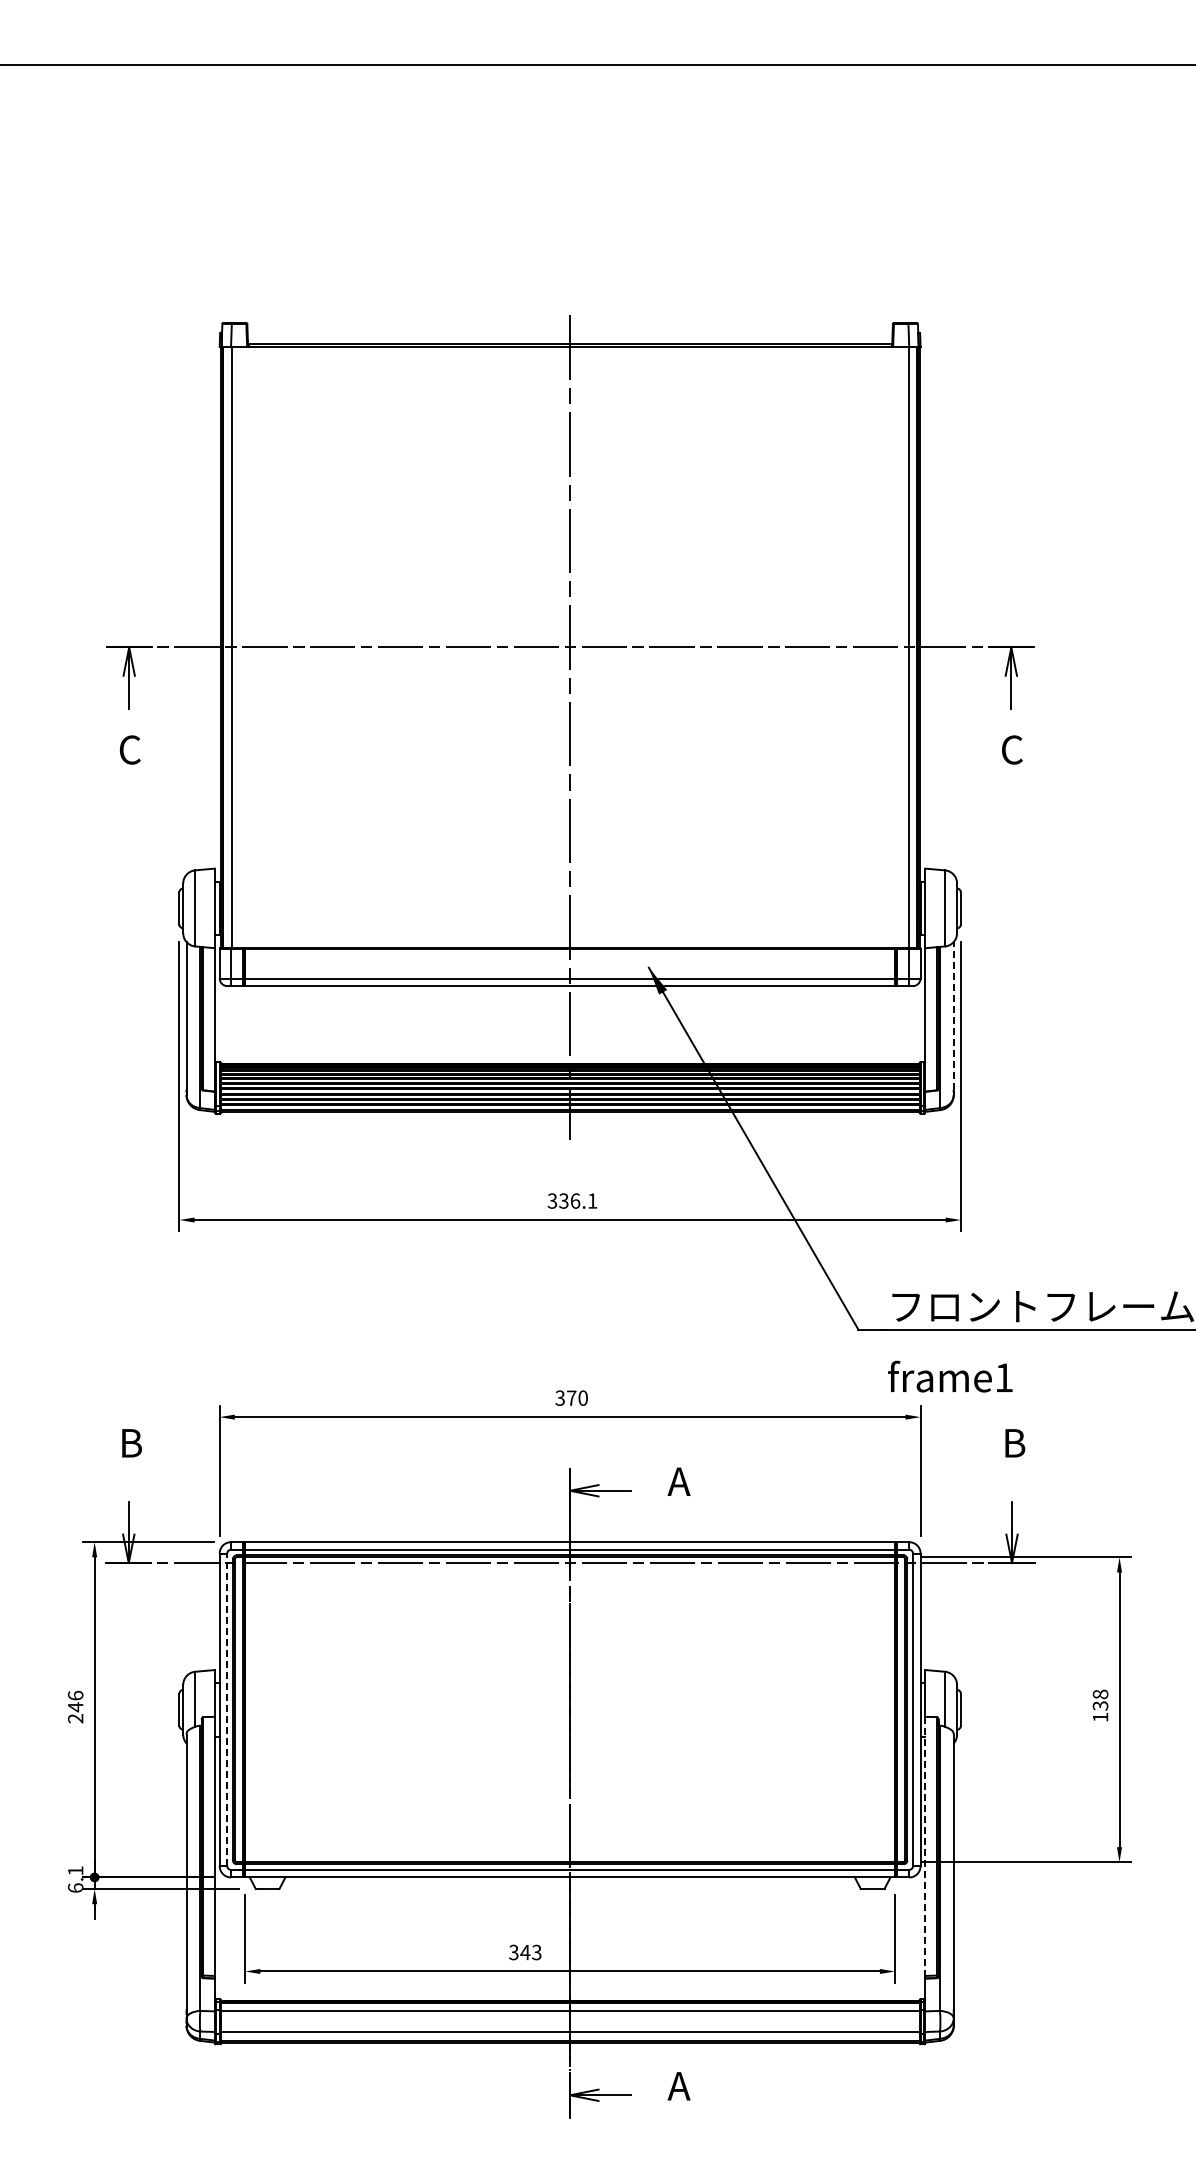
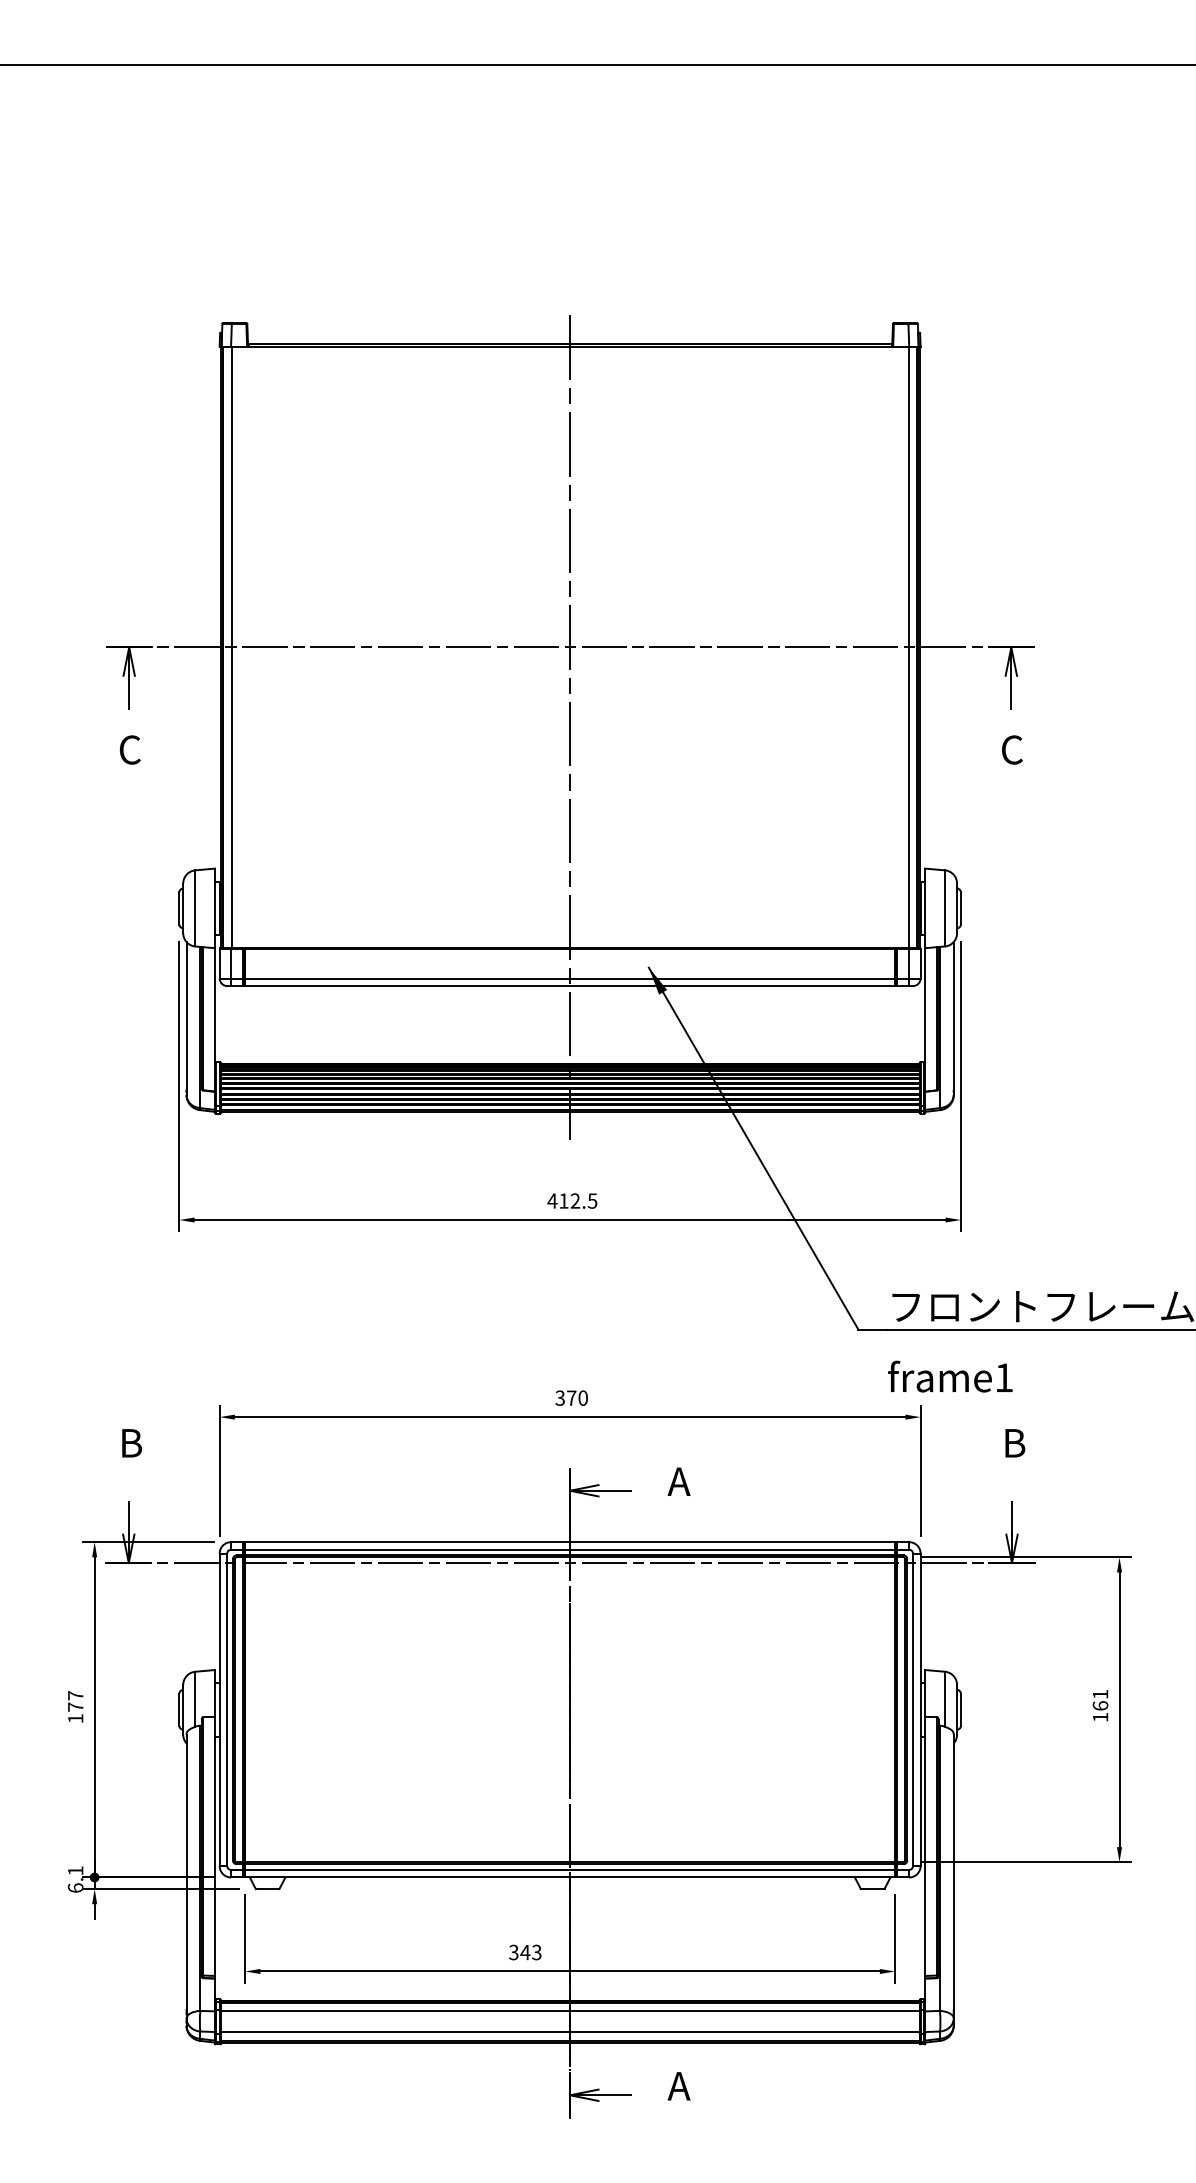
line: dashed -> solid (953, 1015)
text: 336.1 -> 412.5 (572, 1200)
text: 138 -> 161 (1100, 1699)
text: 246 -> 177 (75, 1706)
line: dashed -> solid (227, 1709)
line: dashed -> solid (925, 1846)
